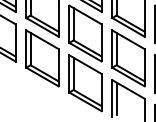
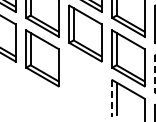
line: solid -> dashed (155, 73)
part: present -> none (85, 83)
line: solid -> dashed (112, 98)
